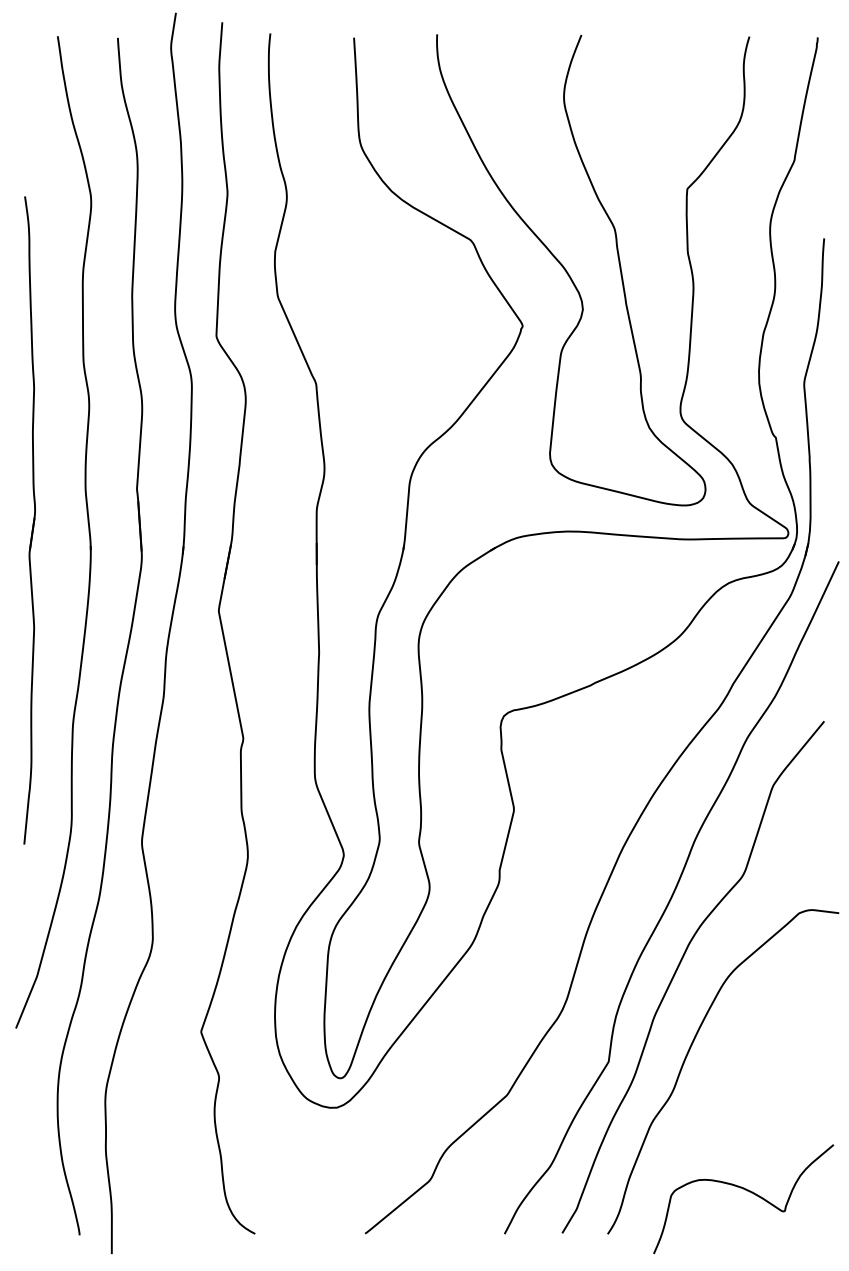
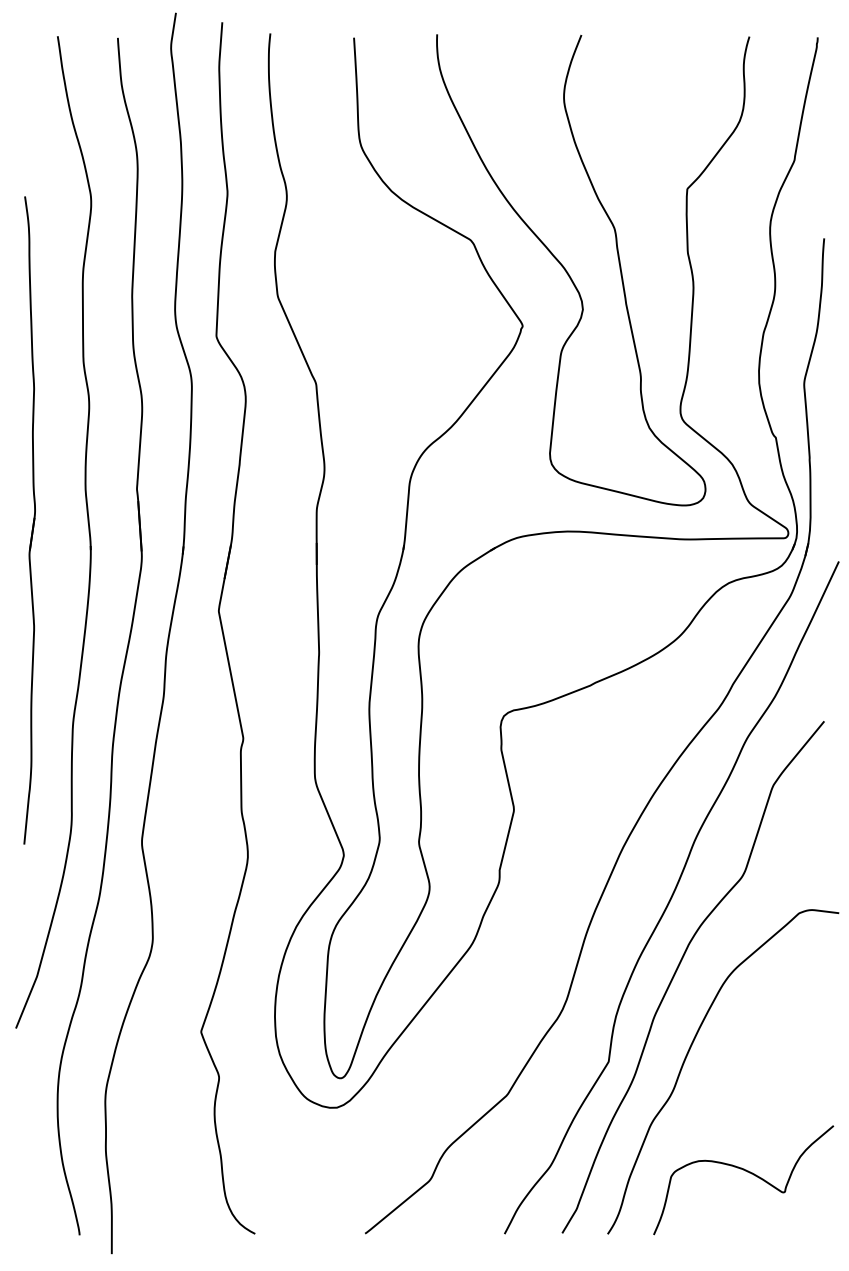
curve position: (747, 1191) -> (747, 1172) (747, 1172)
